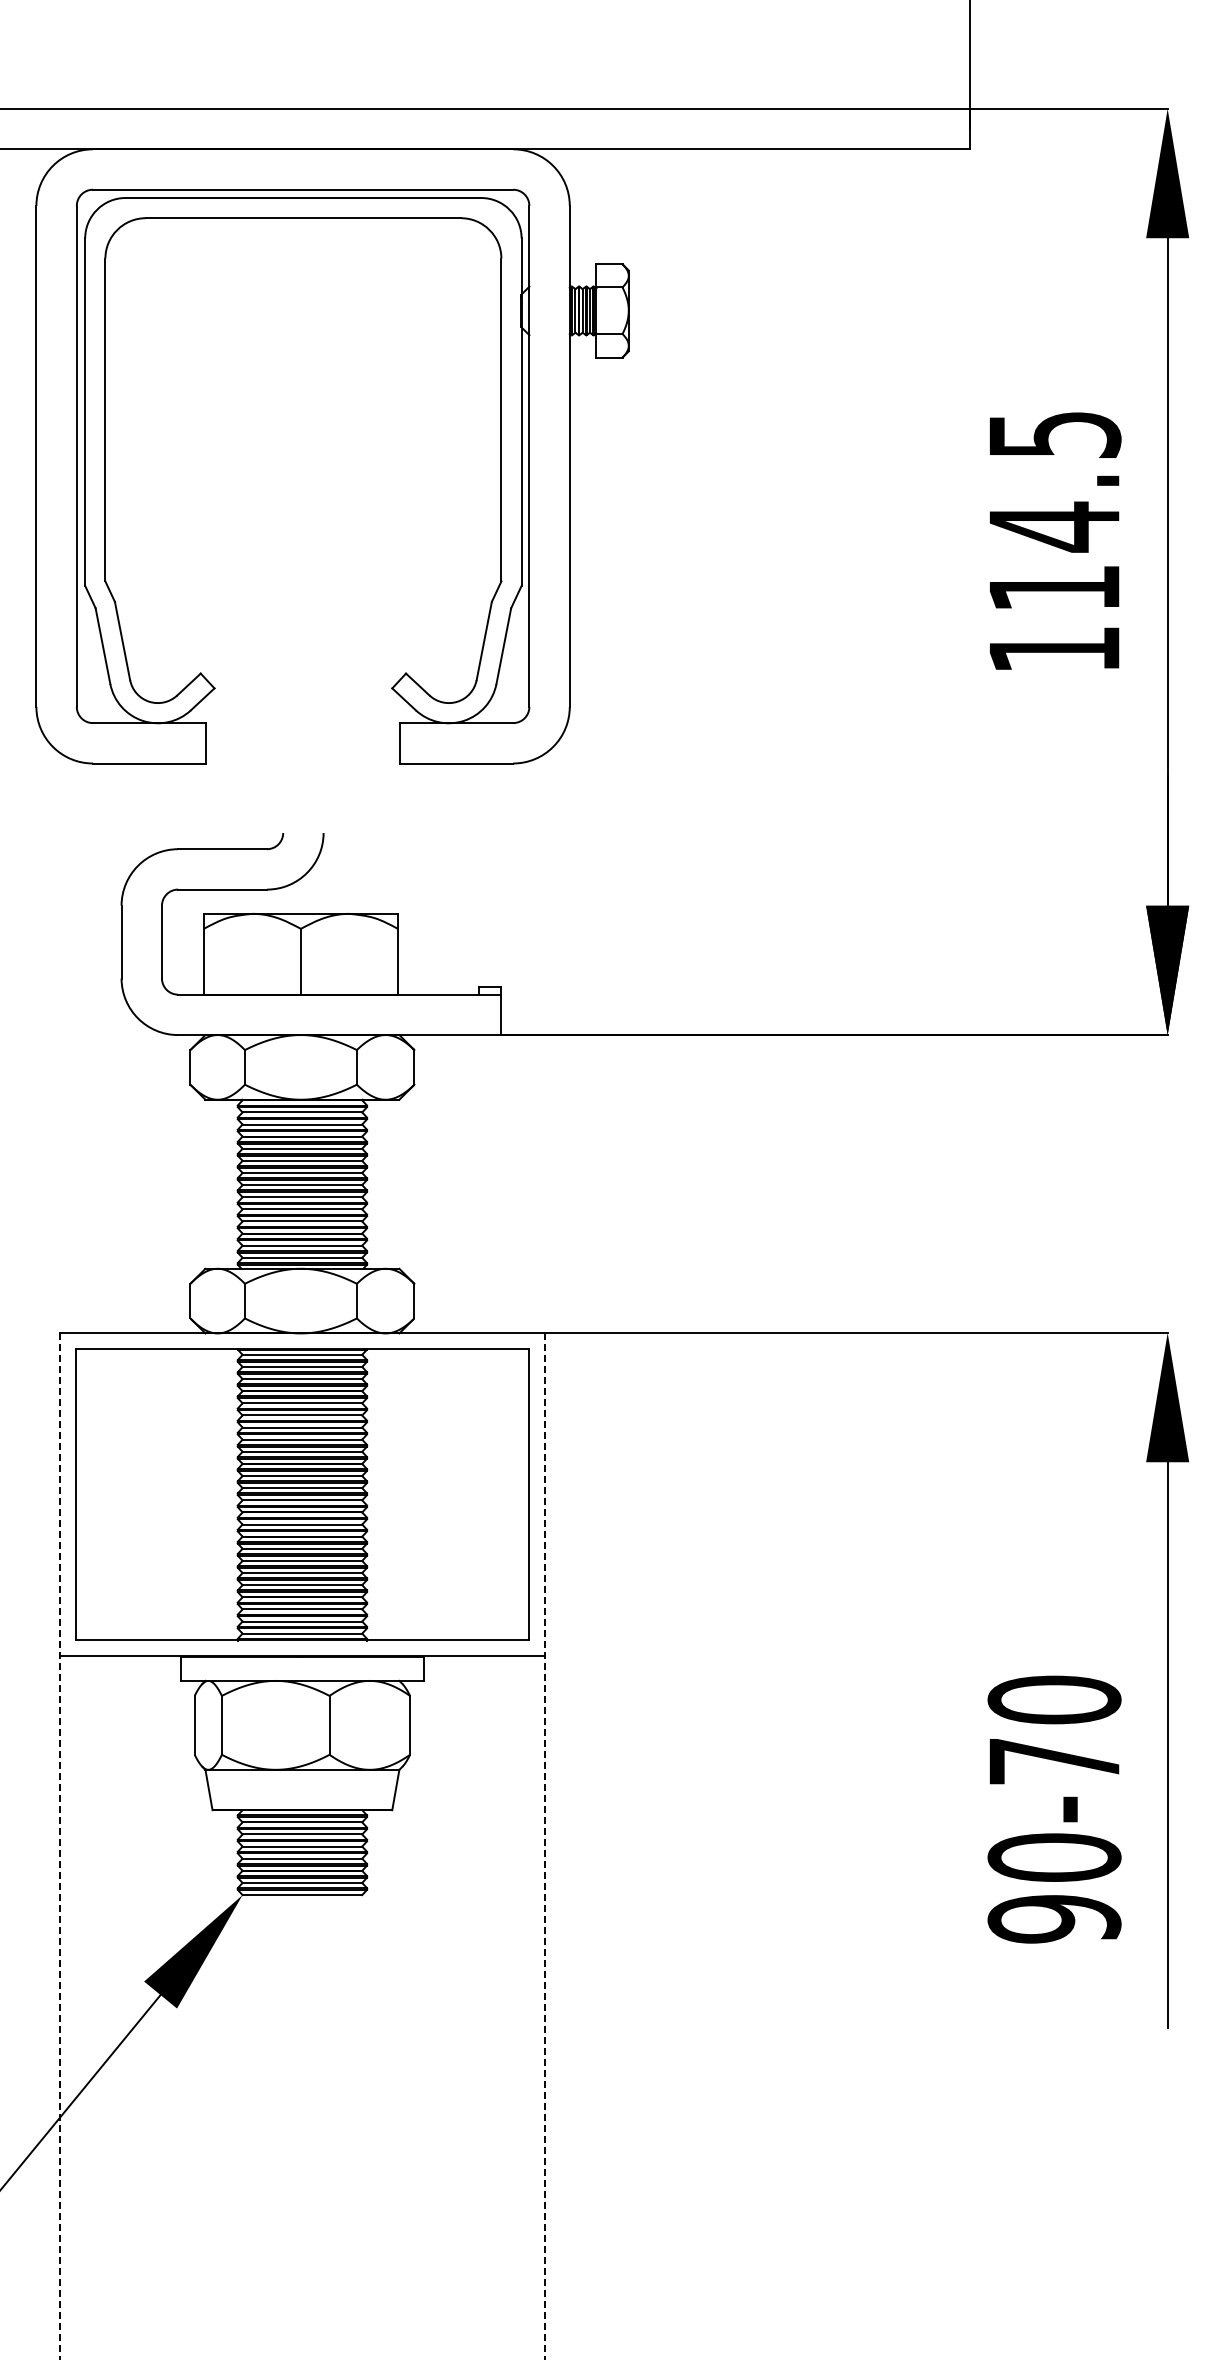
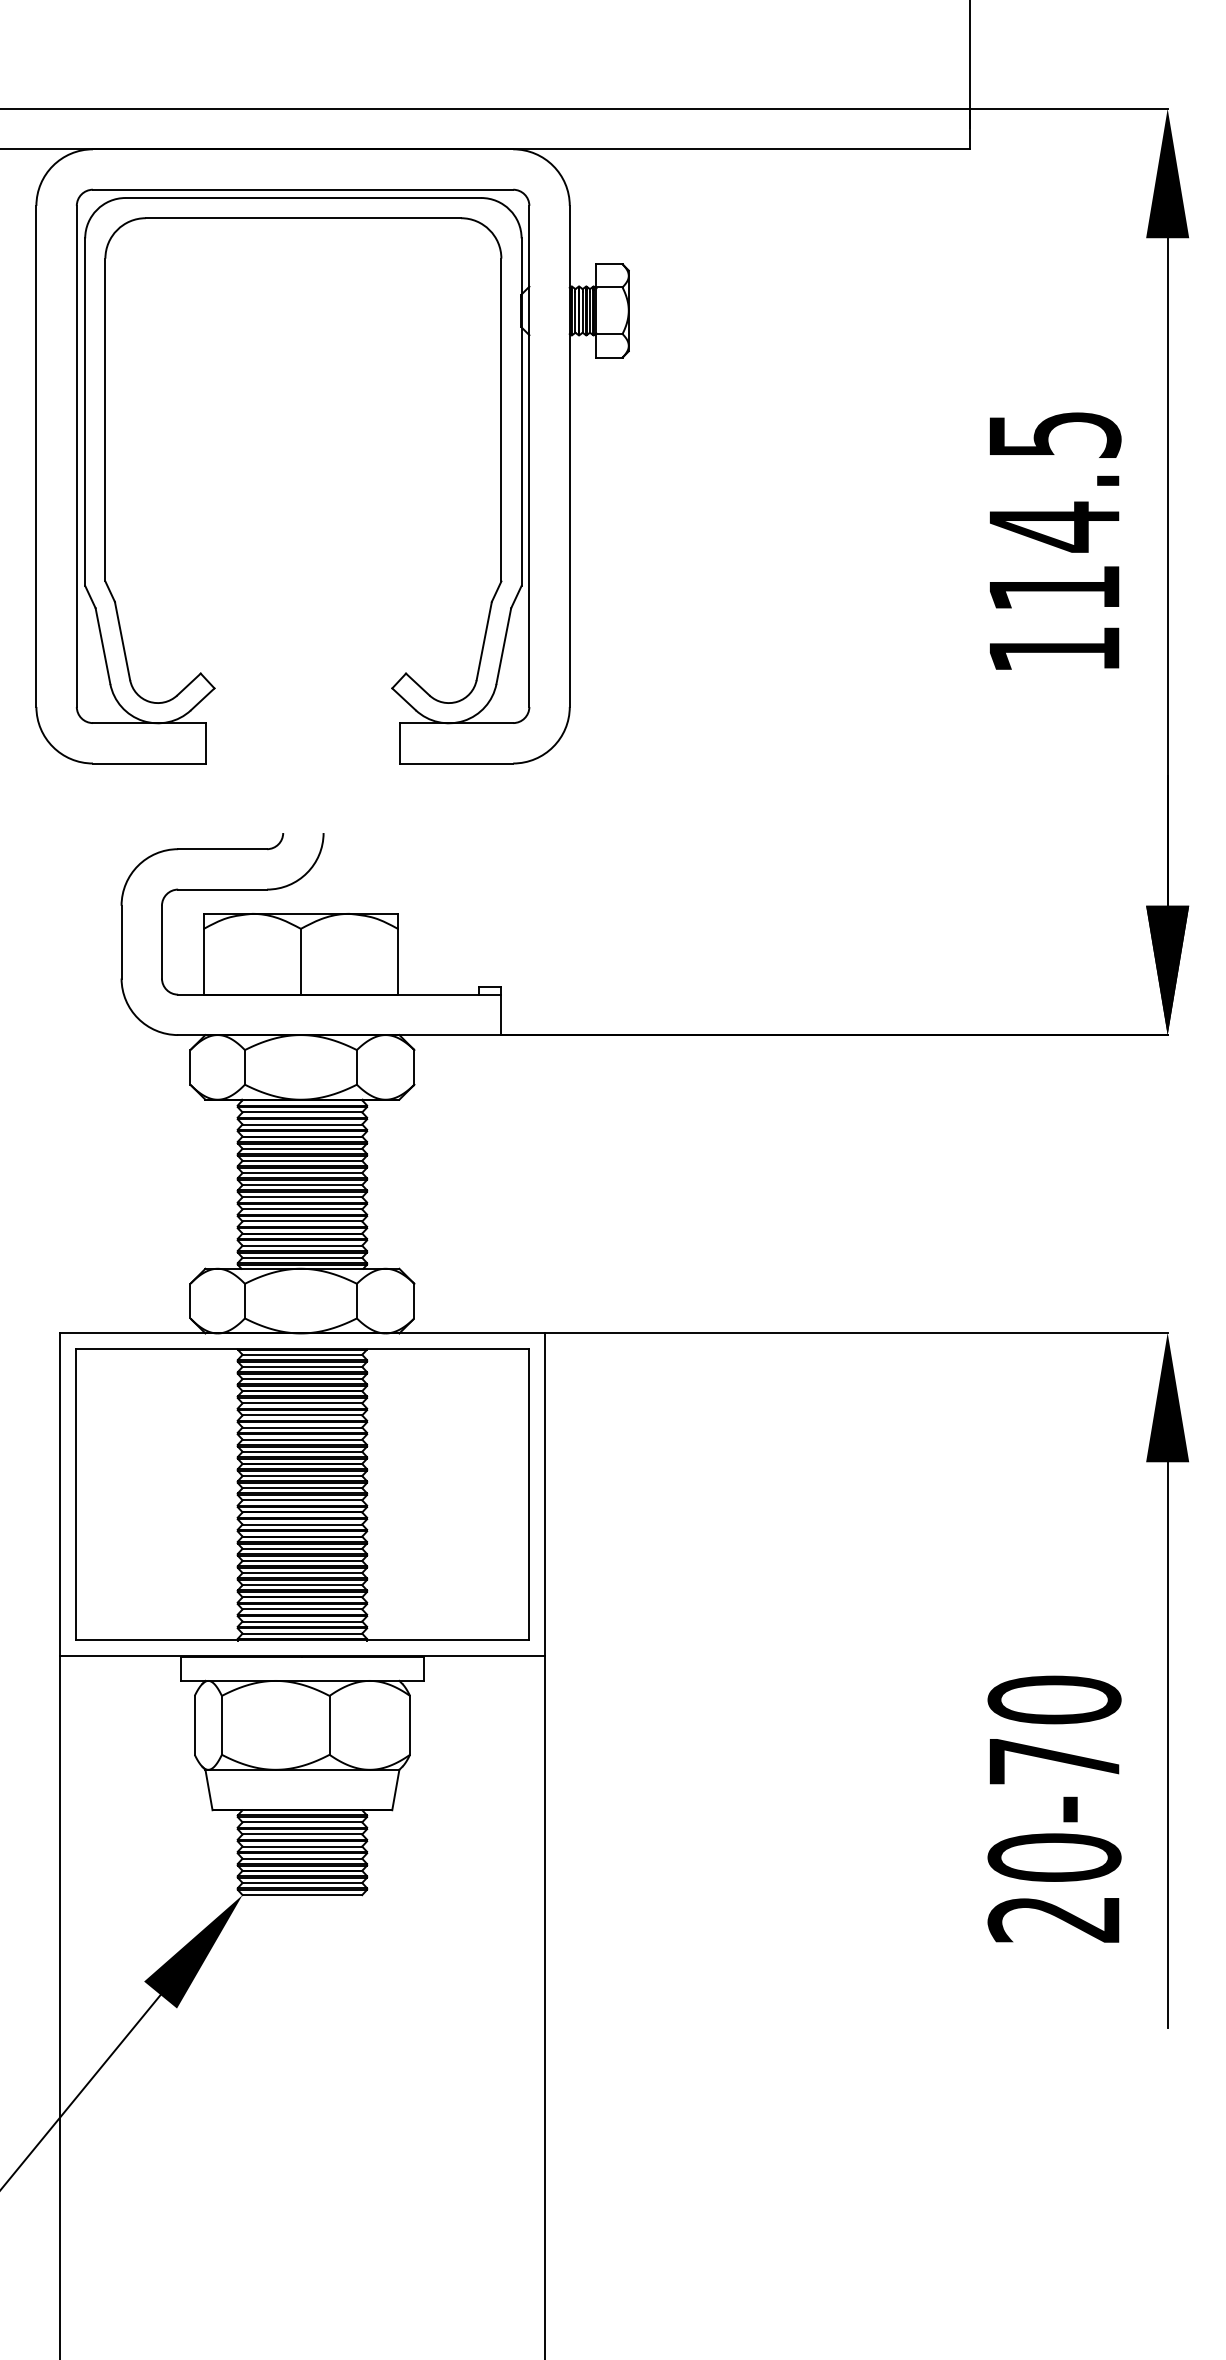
line: dashed -> solid (59, 1846)
line: dashed -> solid (544, 1846)
text: 90-70 -> 20-70 (1054, 1919)
